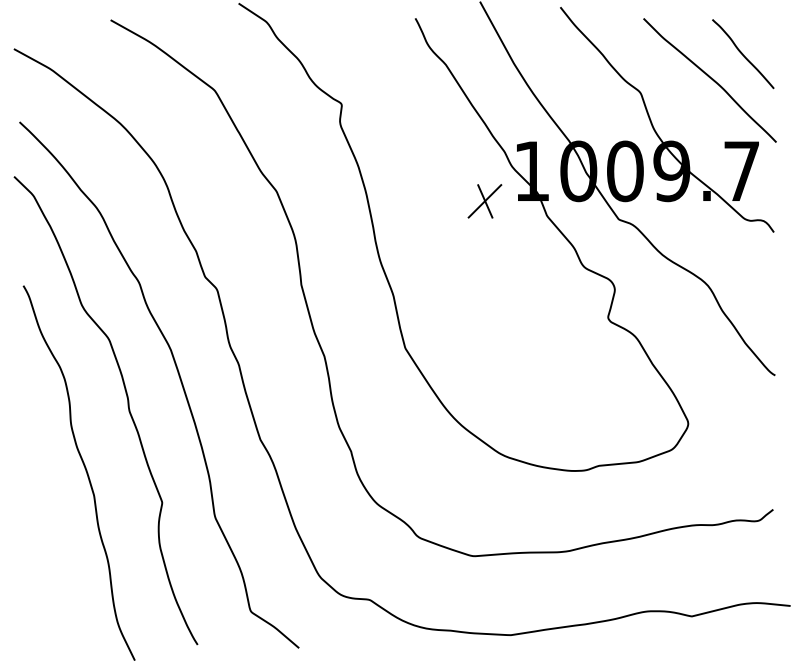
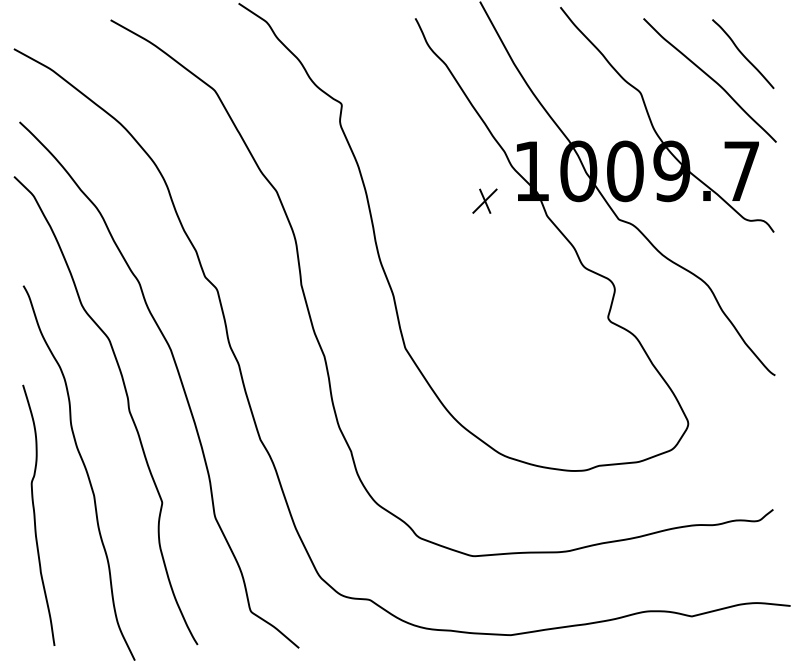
part size: 36x35 px -> 26x26 px (484, 200)
curve: none -> present (35, 514)
